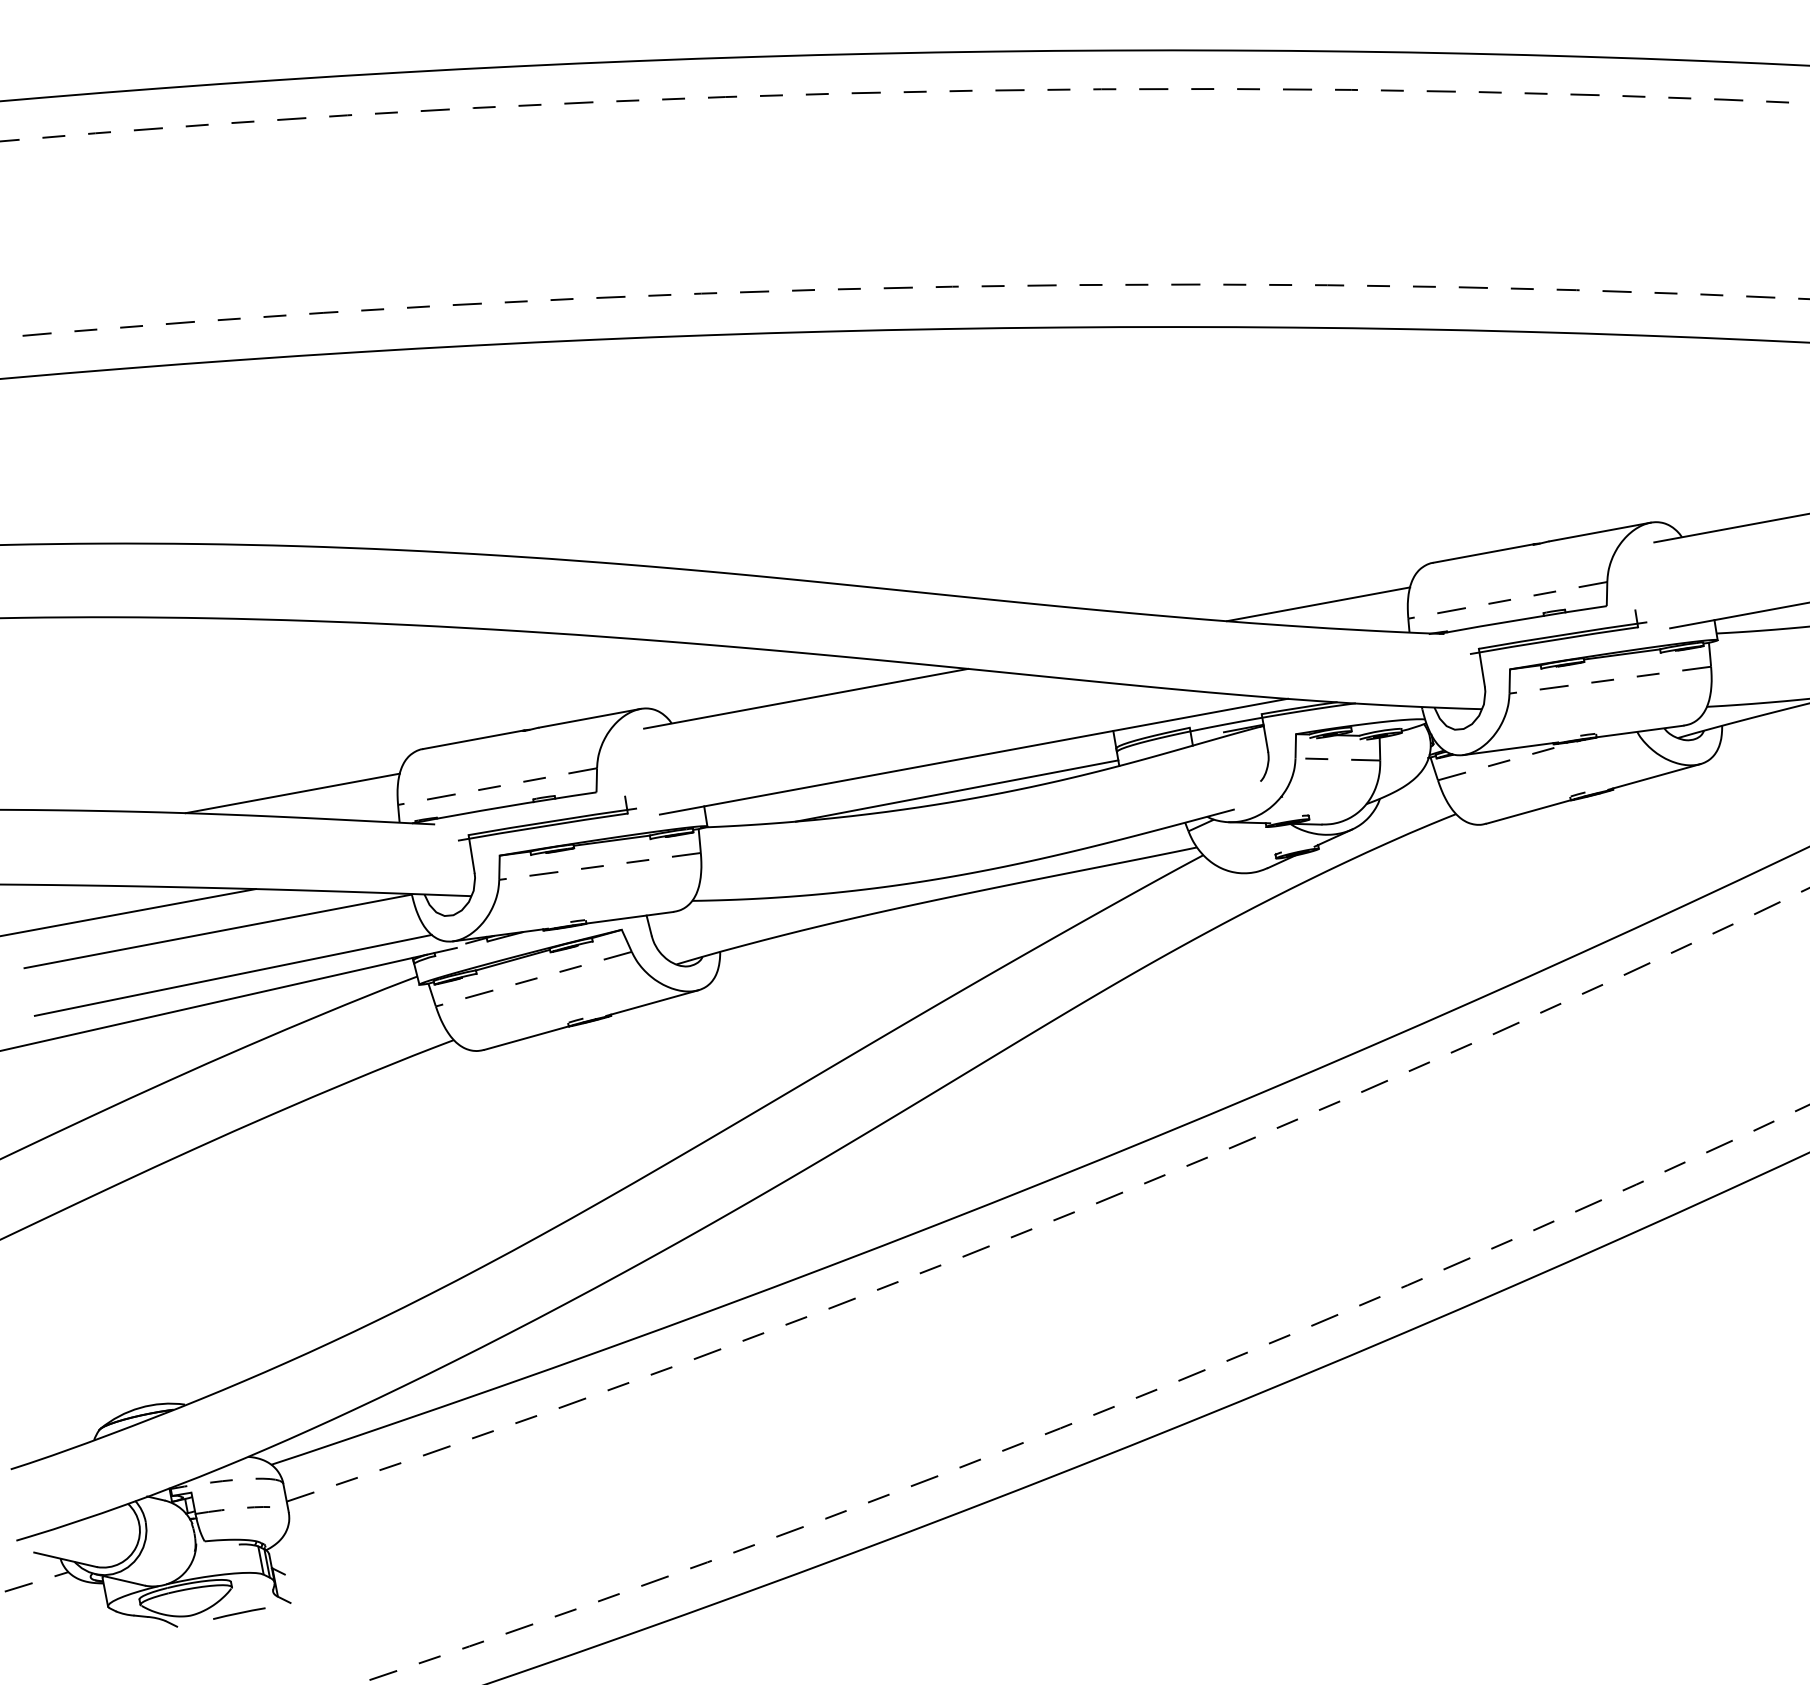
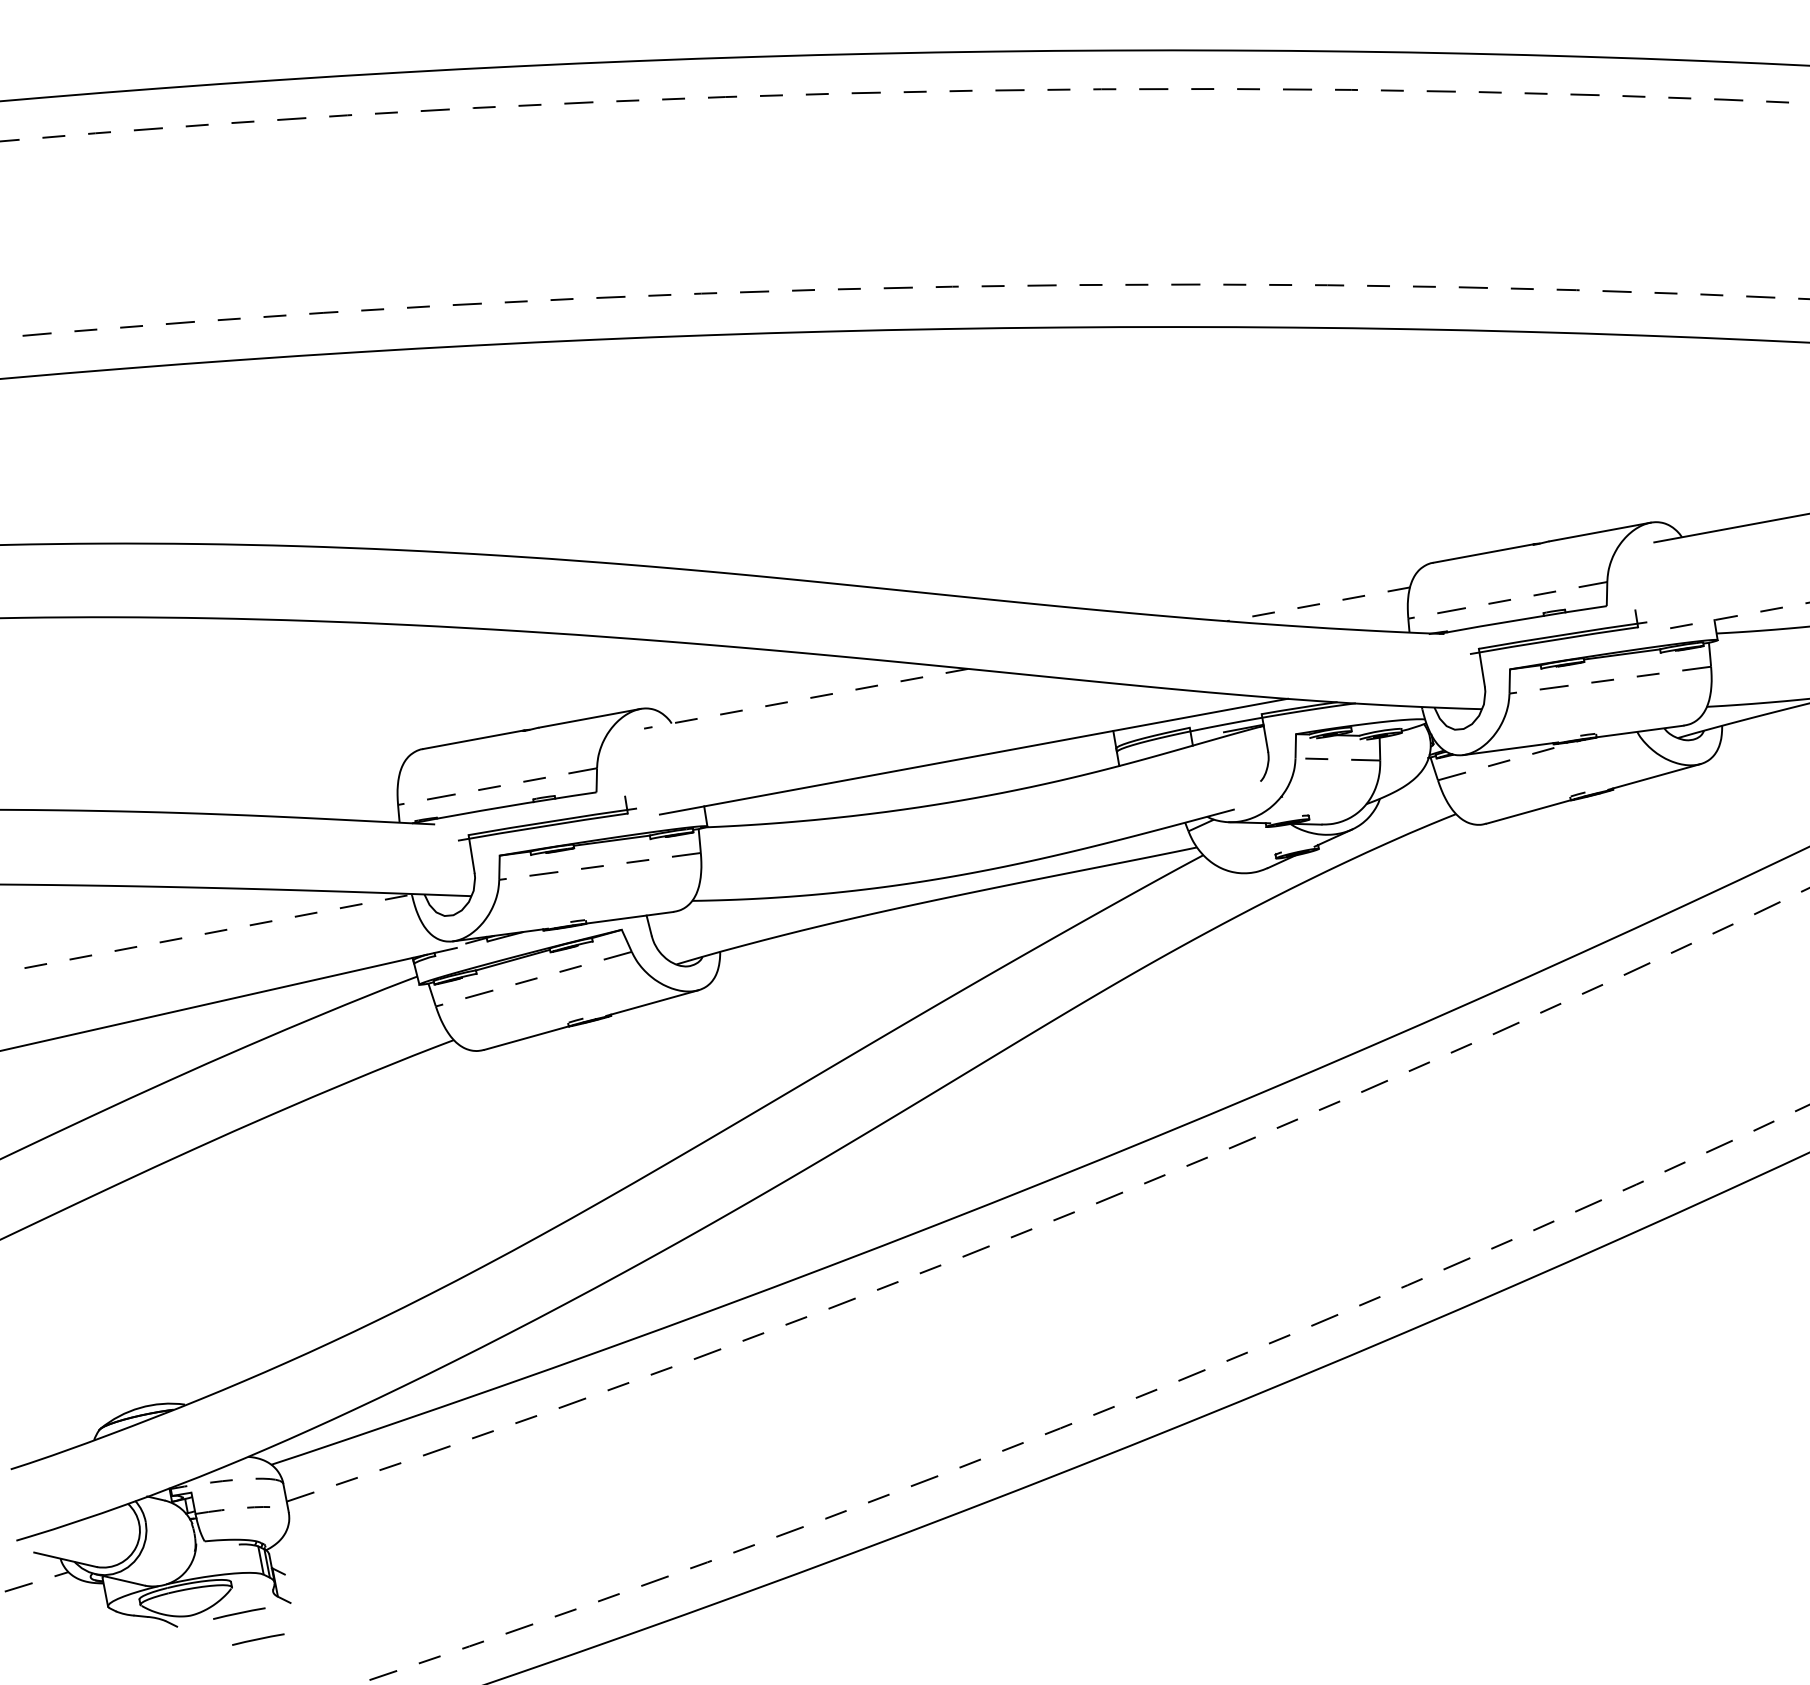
line: solid -> dashed (1318, 604)
line: solid -> dashed (1739, 615)
line: solid -> dashed (806, 698)
line: present -> none (956, 790)
line: present -> none (292, 793)
line: present -> none (128, 912)
line: solid -> dashed (218, 931)
line: present -> none (232, 974)
line: none -> present (258, 1639)
